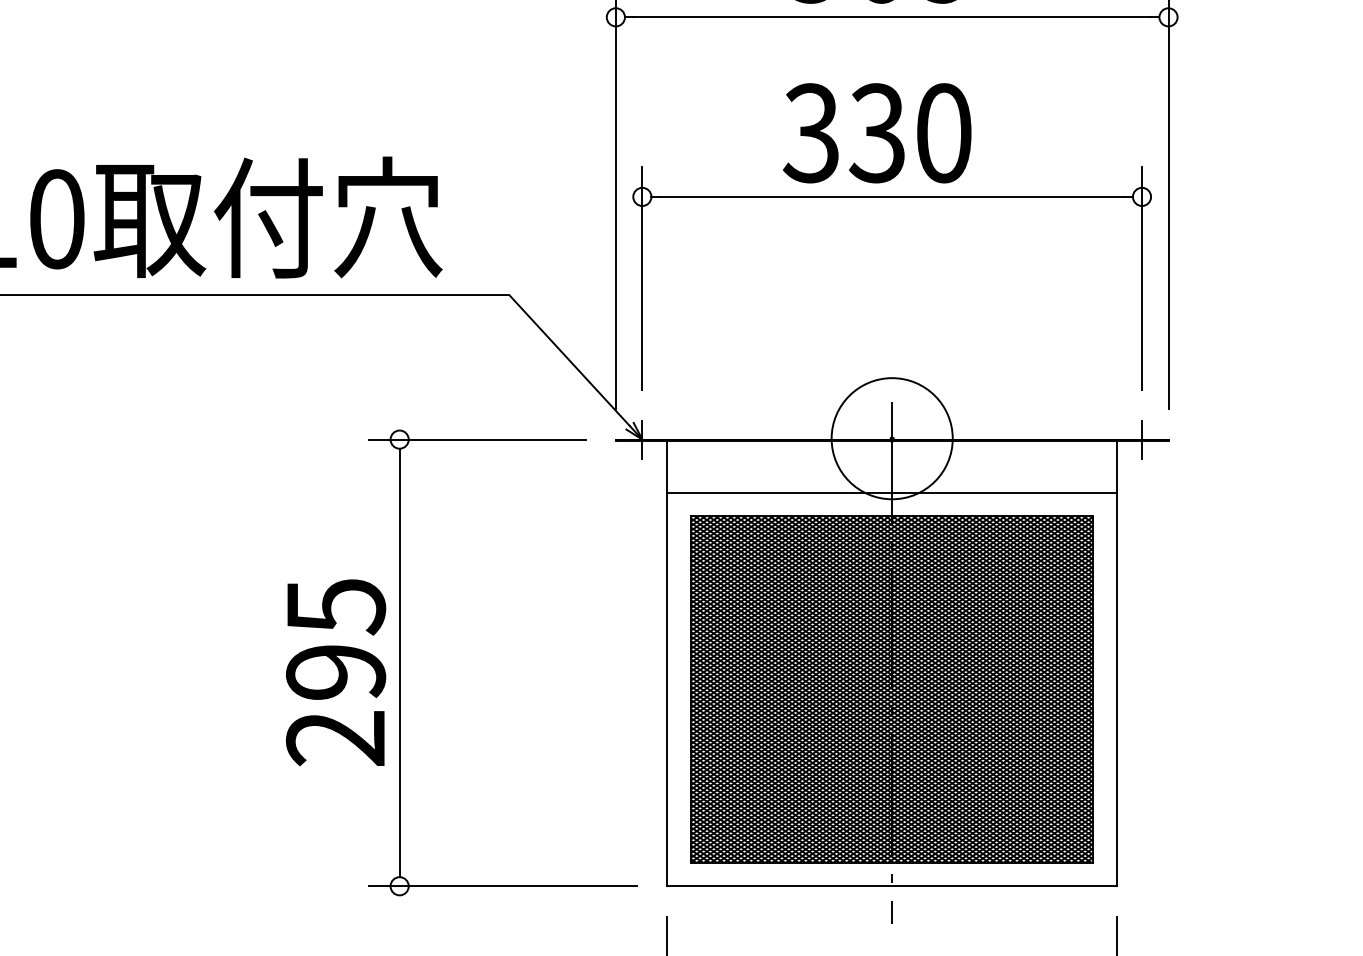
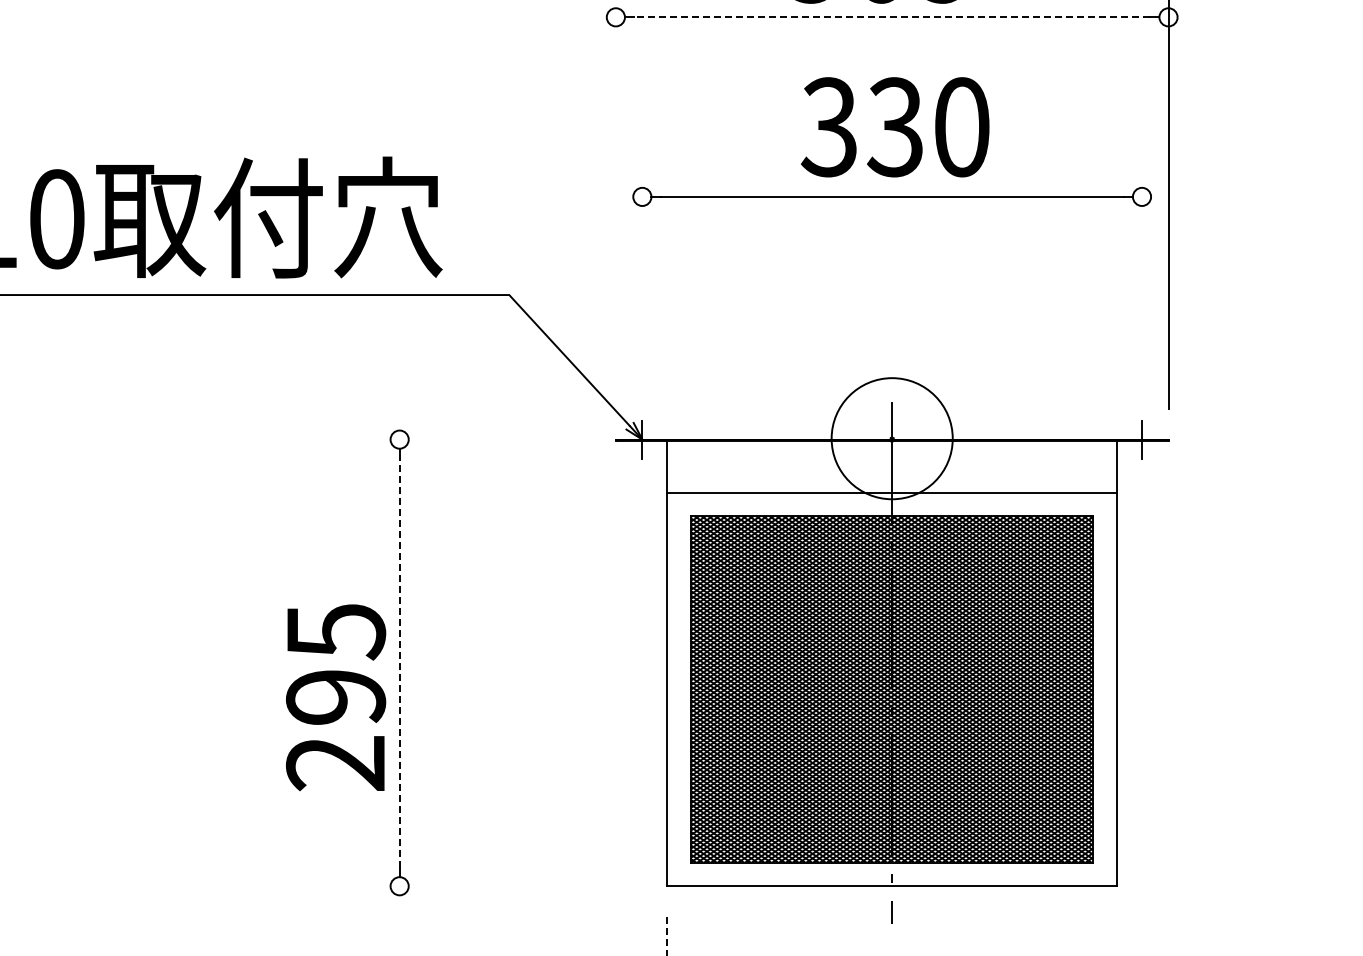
line: solid -> dashed (891, 17)
text position: (877, 133) -> (895, 127) (895, 127)
line: present -> none (615, 205)
line: present -> none (642, 278)
line: present -> none (1142, 278)
line: present -> none (477, 439)
line: solid -> dashed (399, 662)
text position: (336, 672) -> (336, 697) (336, 697)
line: present -> none (503, 886)
line: present -> none (1117, 934)
line: solid -> dashed (667, 936)
